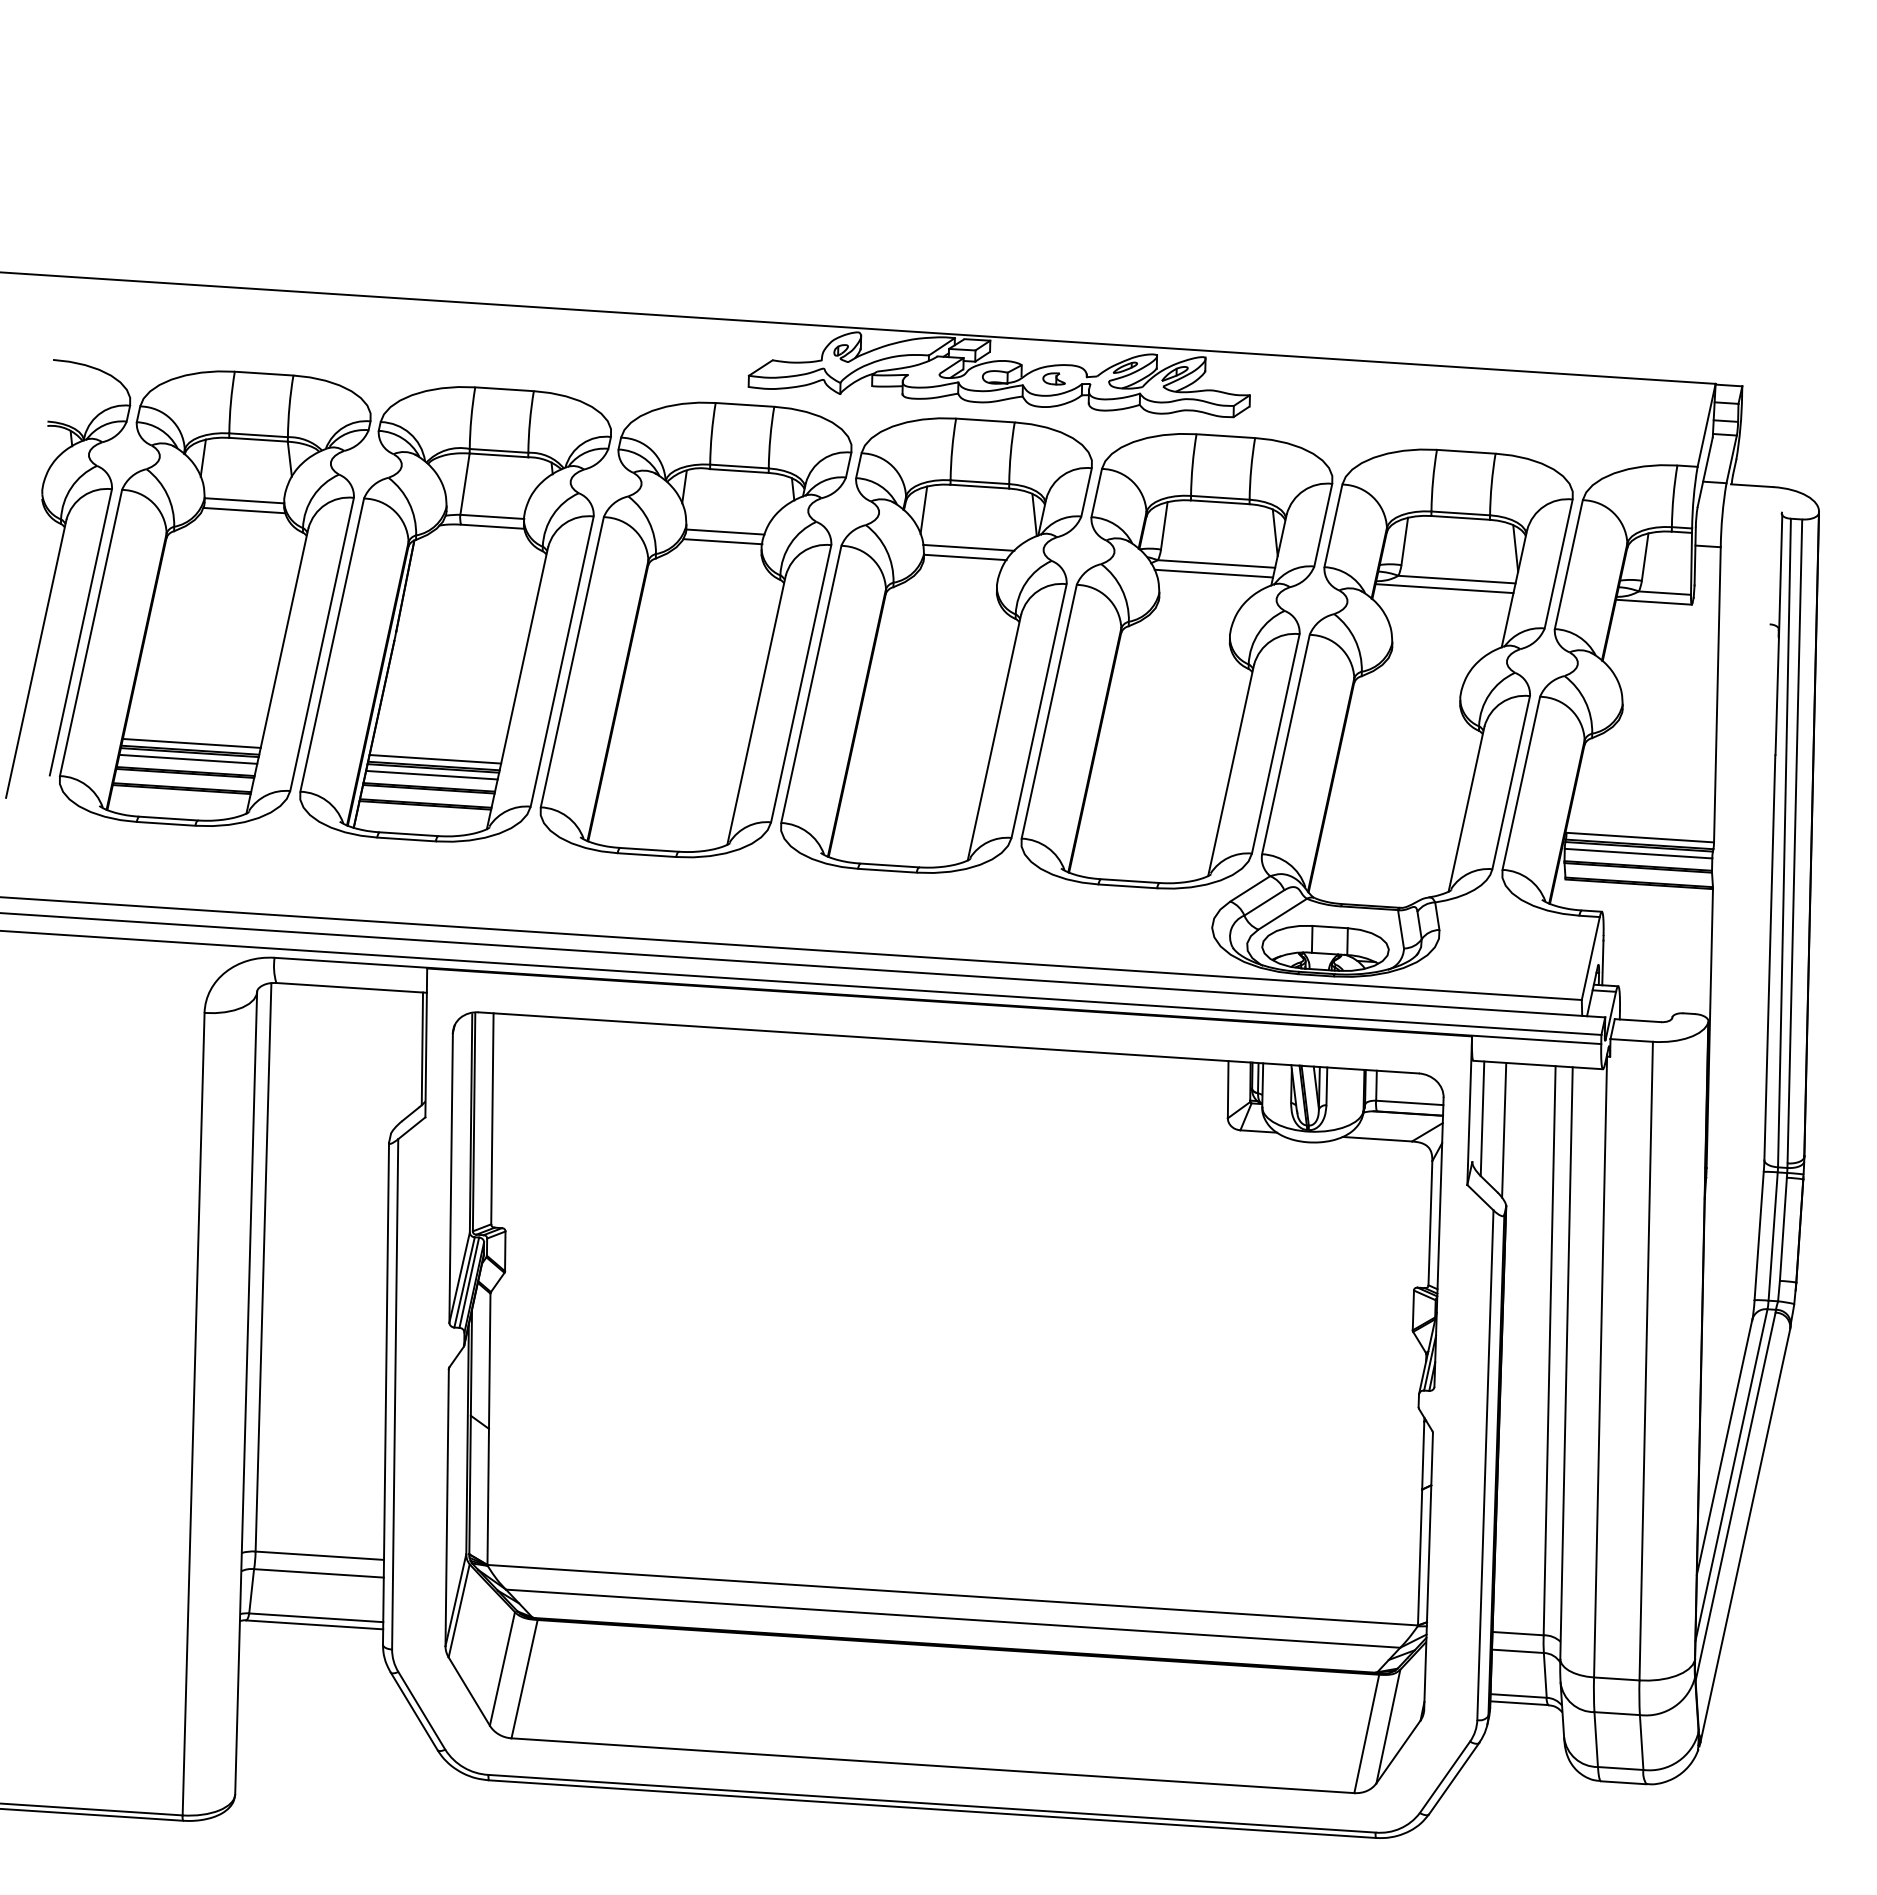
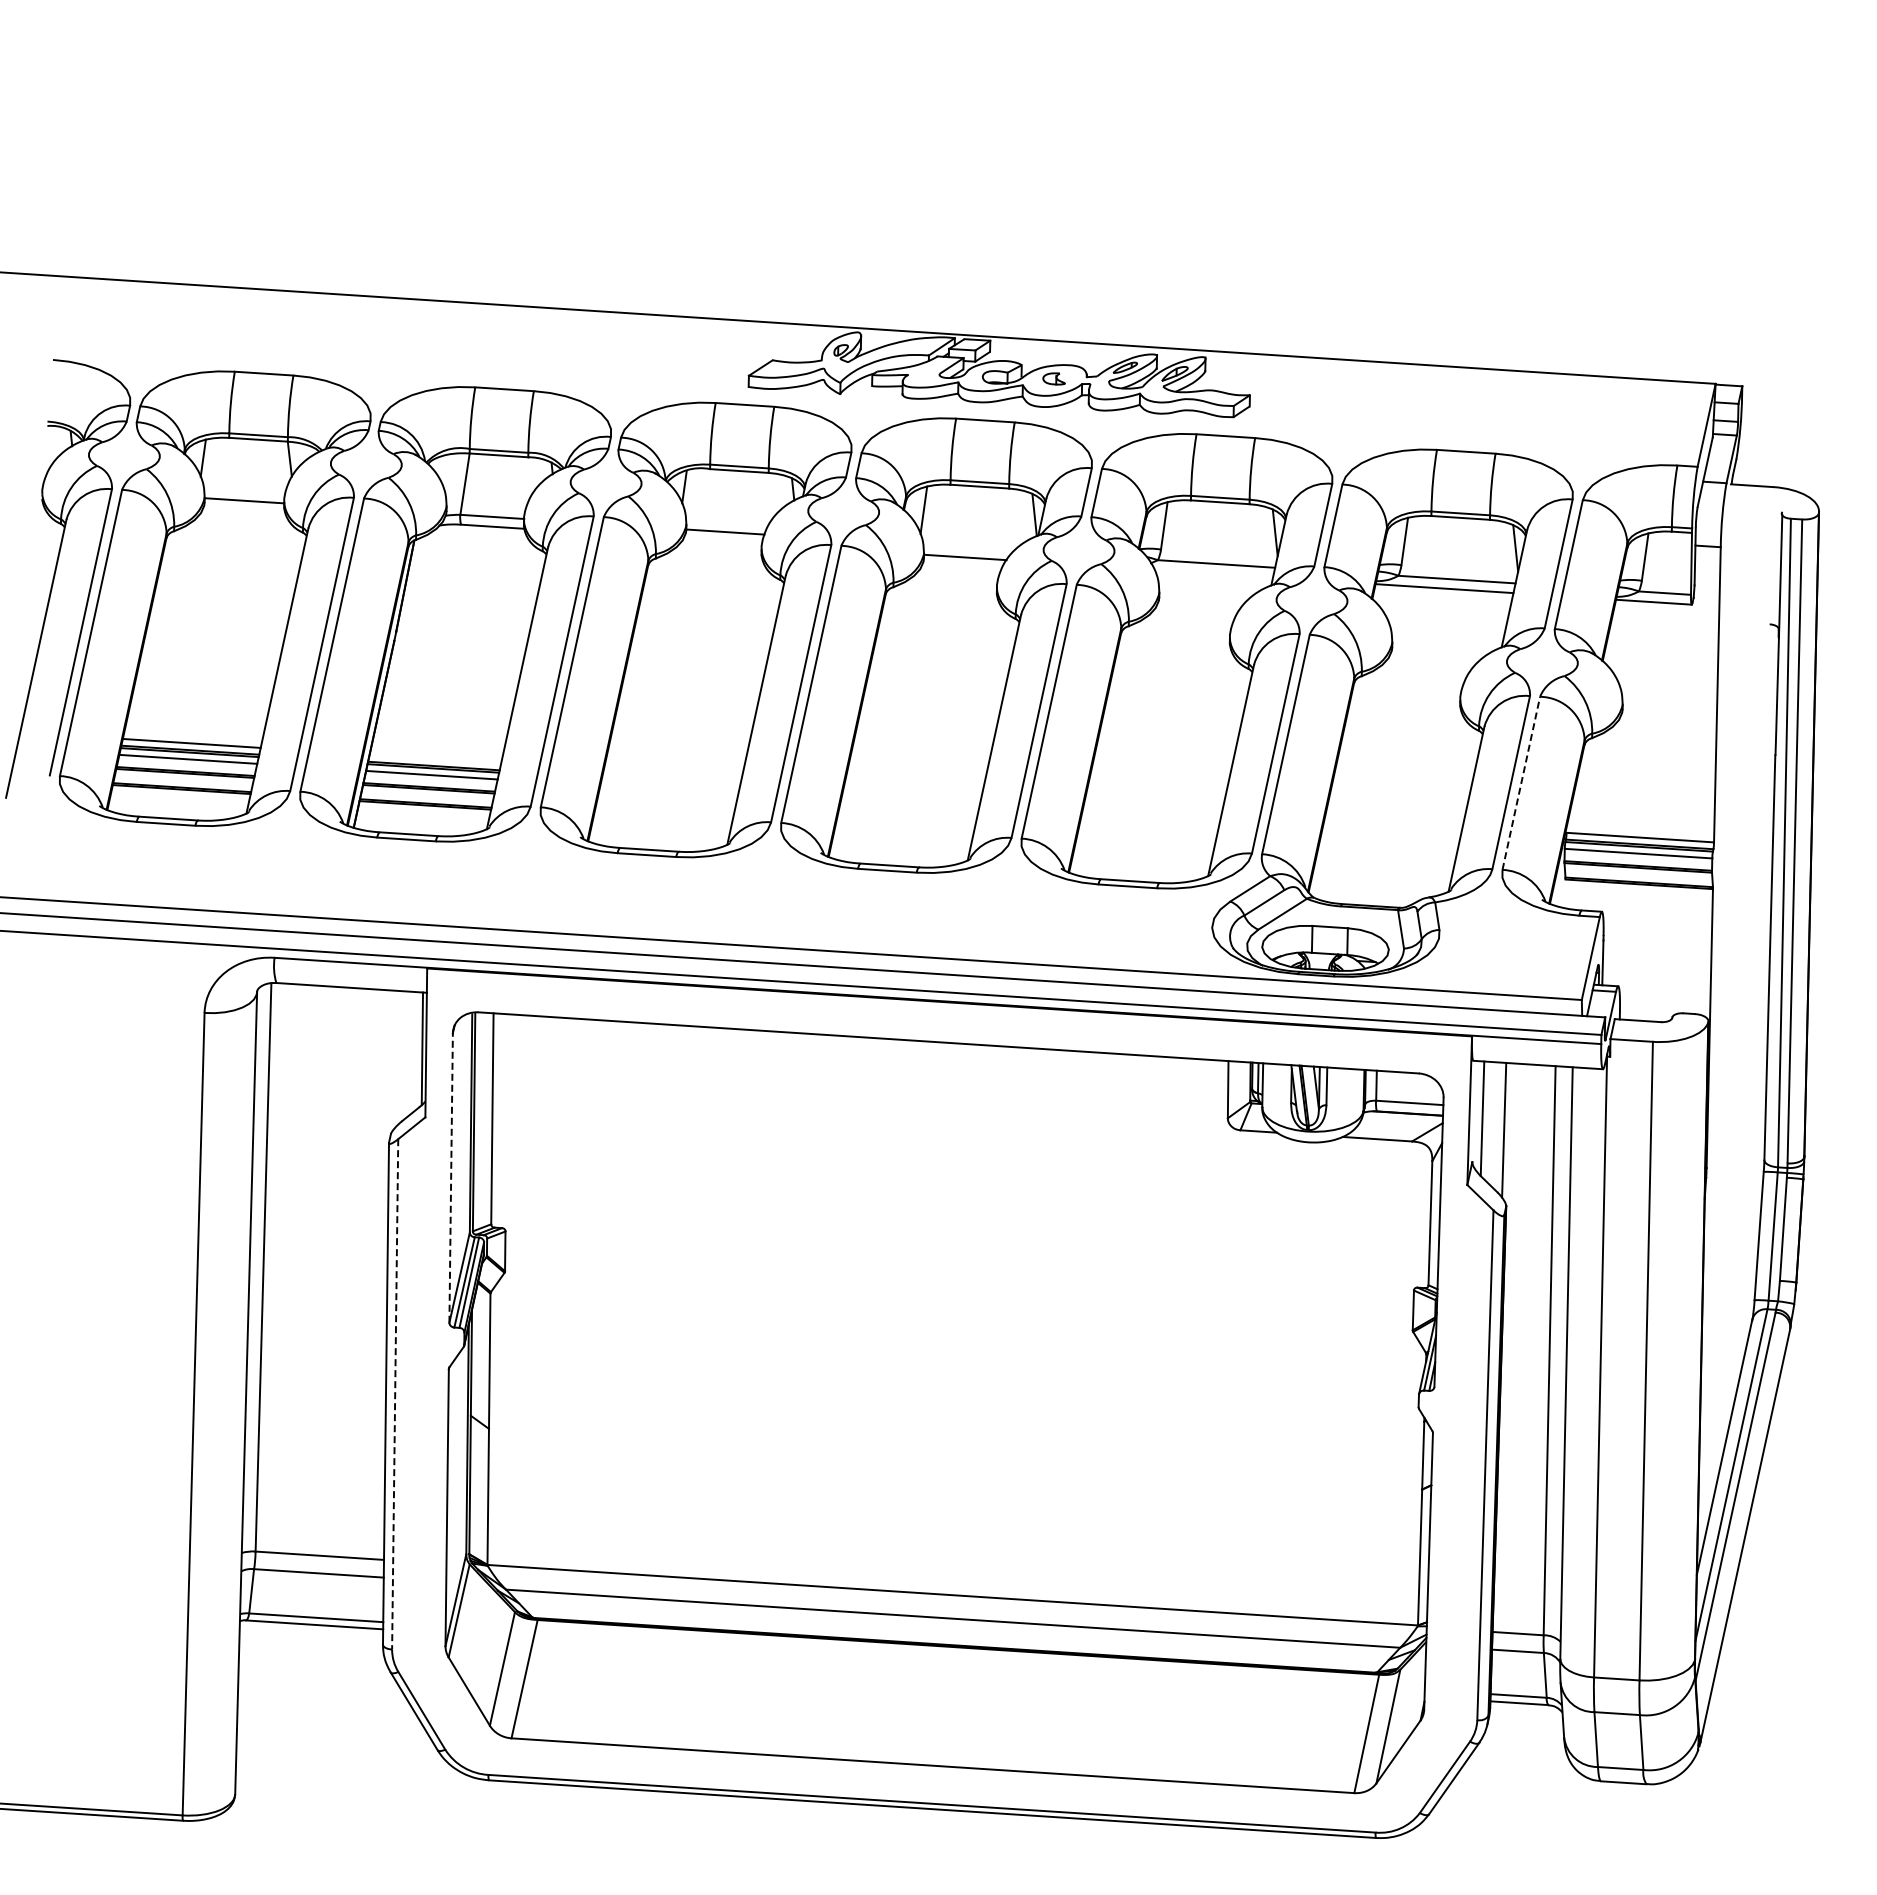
line: present -> none (243, 510)
line: present -> none (722, 541)
line: present -> none (968, 547)
line: present -> none (1213, 573)
line: present -> none (435, 759)
line: solid -> dashed (1521, 783)
line: solid -> dashed (451, 1178)
line: solid -> dashed (395, 1394)
